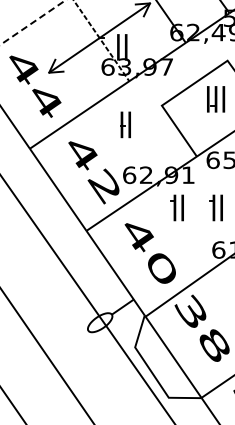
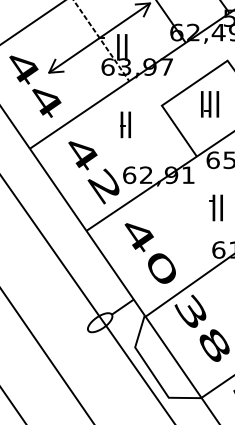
line: dashed -> solid (33, 22)
part position: (216, 99) -> (210, 104) (210, 104)
part: present -> none (176, 207)
